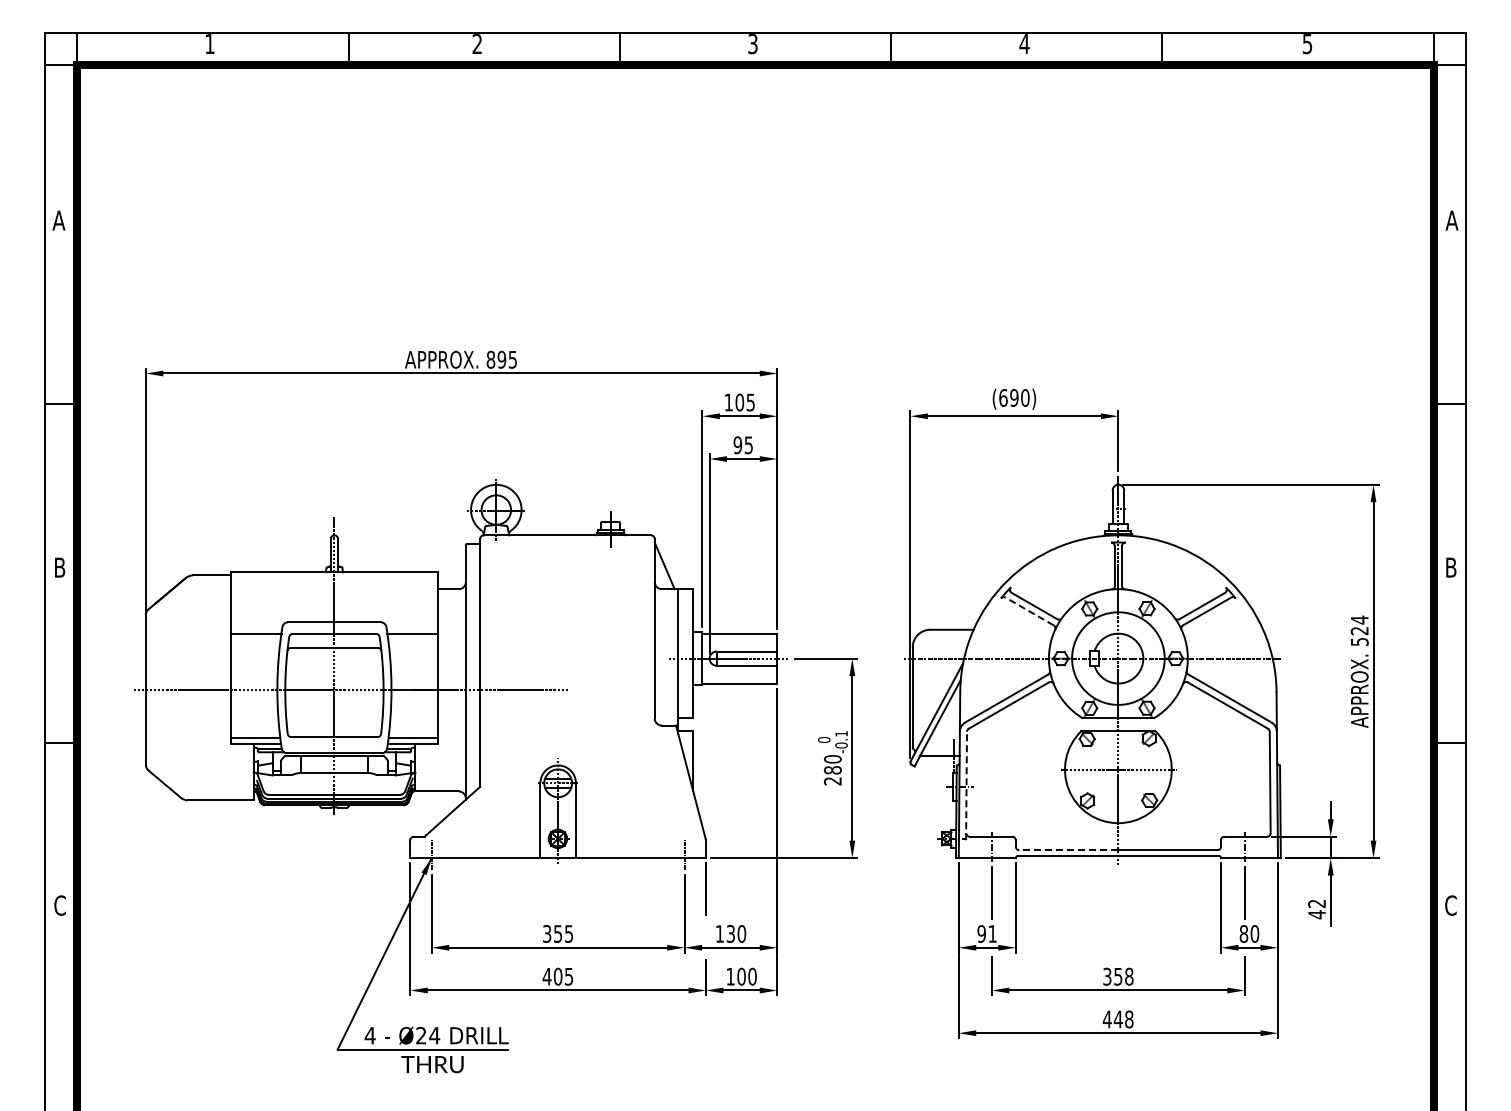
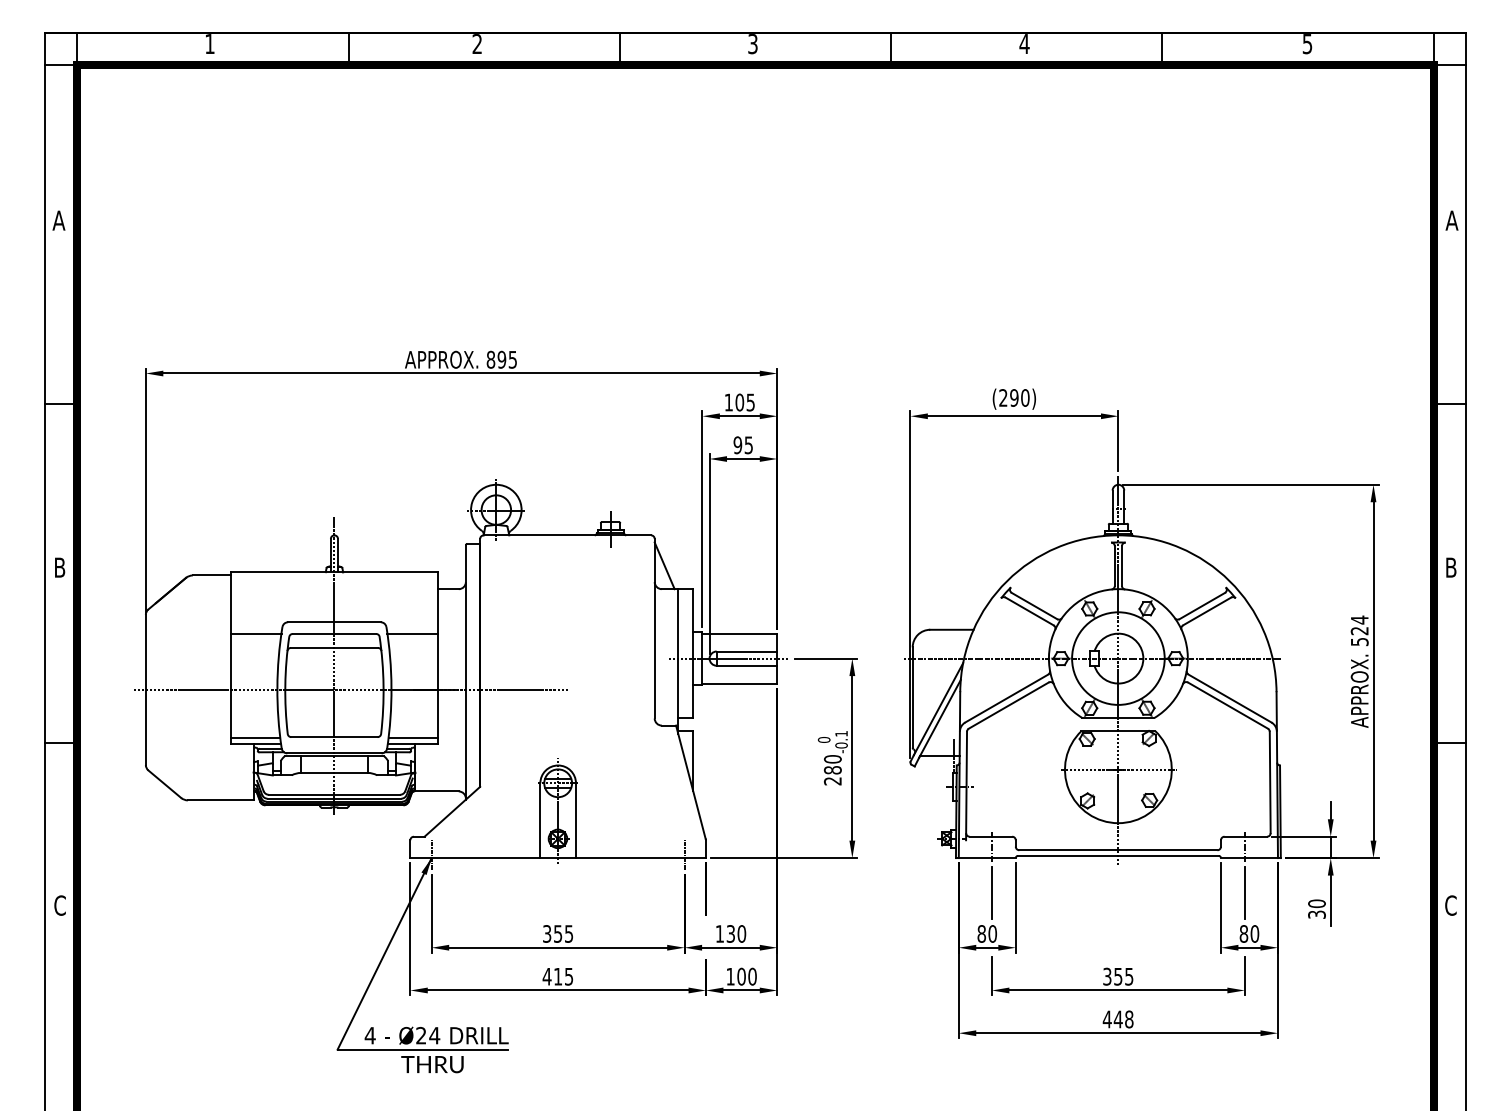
text: (690) -> (290) (1003, 397)
line: dashed -> solid (1029, 611)
line: dashed -> solid (966, 785)
line: dashed -> solid (1068, 850)
text: 42 -> 30 (1316, 909)
text: 91 -> 80 (986, 933)
text: 405 -> 415 (557, 976)
text: 358 -> 355 (1129, 976)
